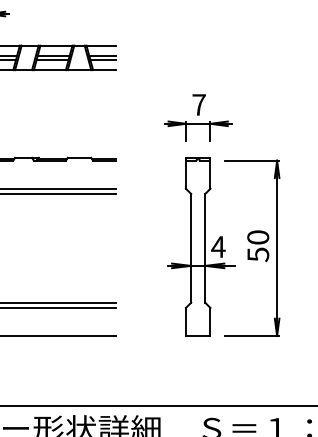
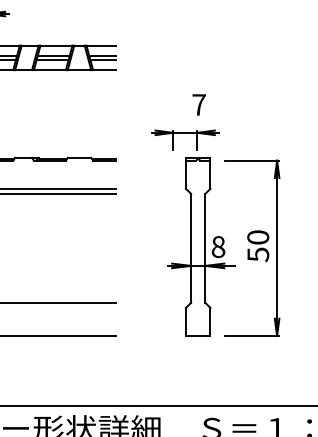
part position: (198, 130) -> (185, 139) (185, 139)
text: 4 -> 8 (218, 246)
line: present -> none (58, 307)
